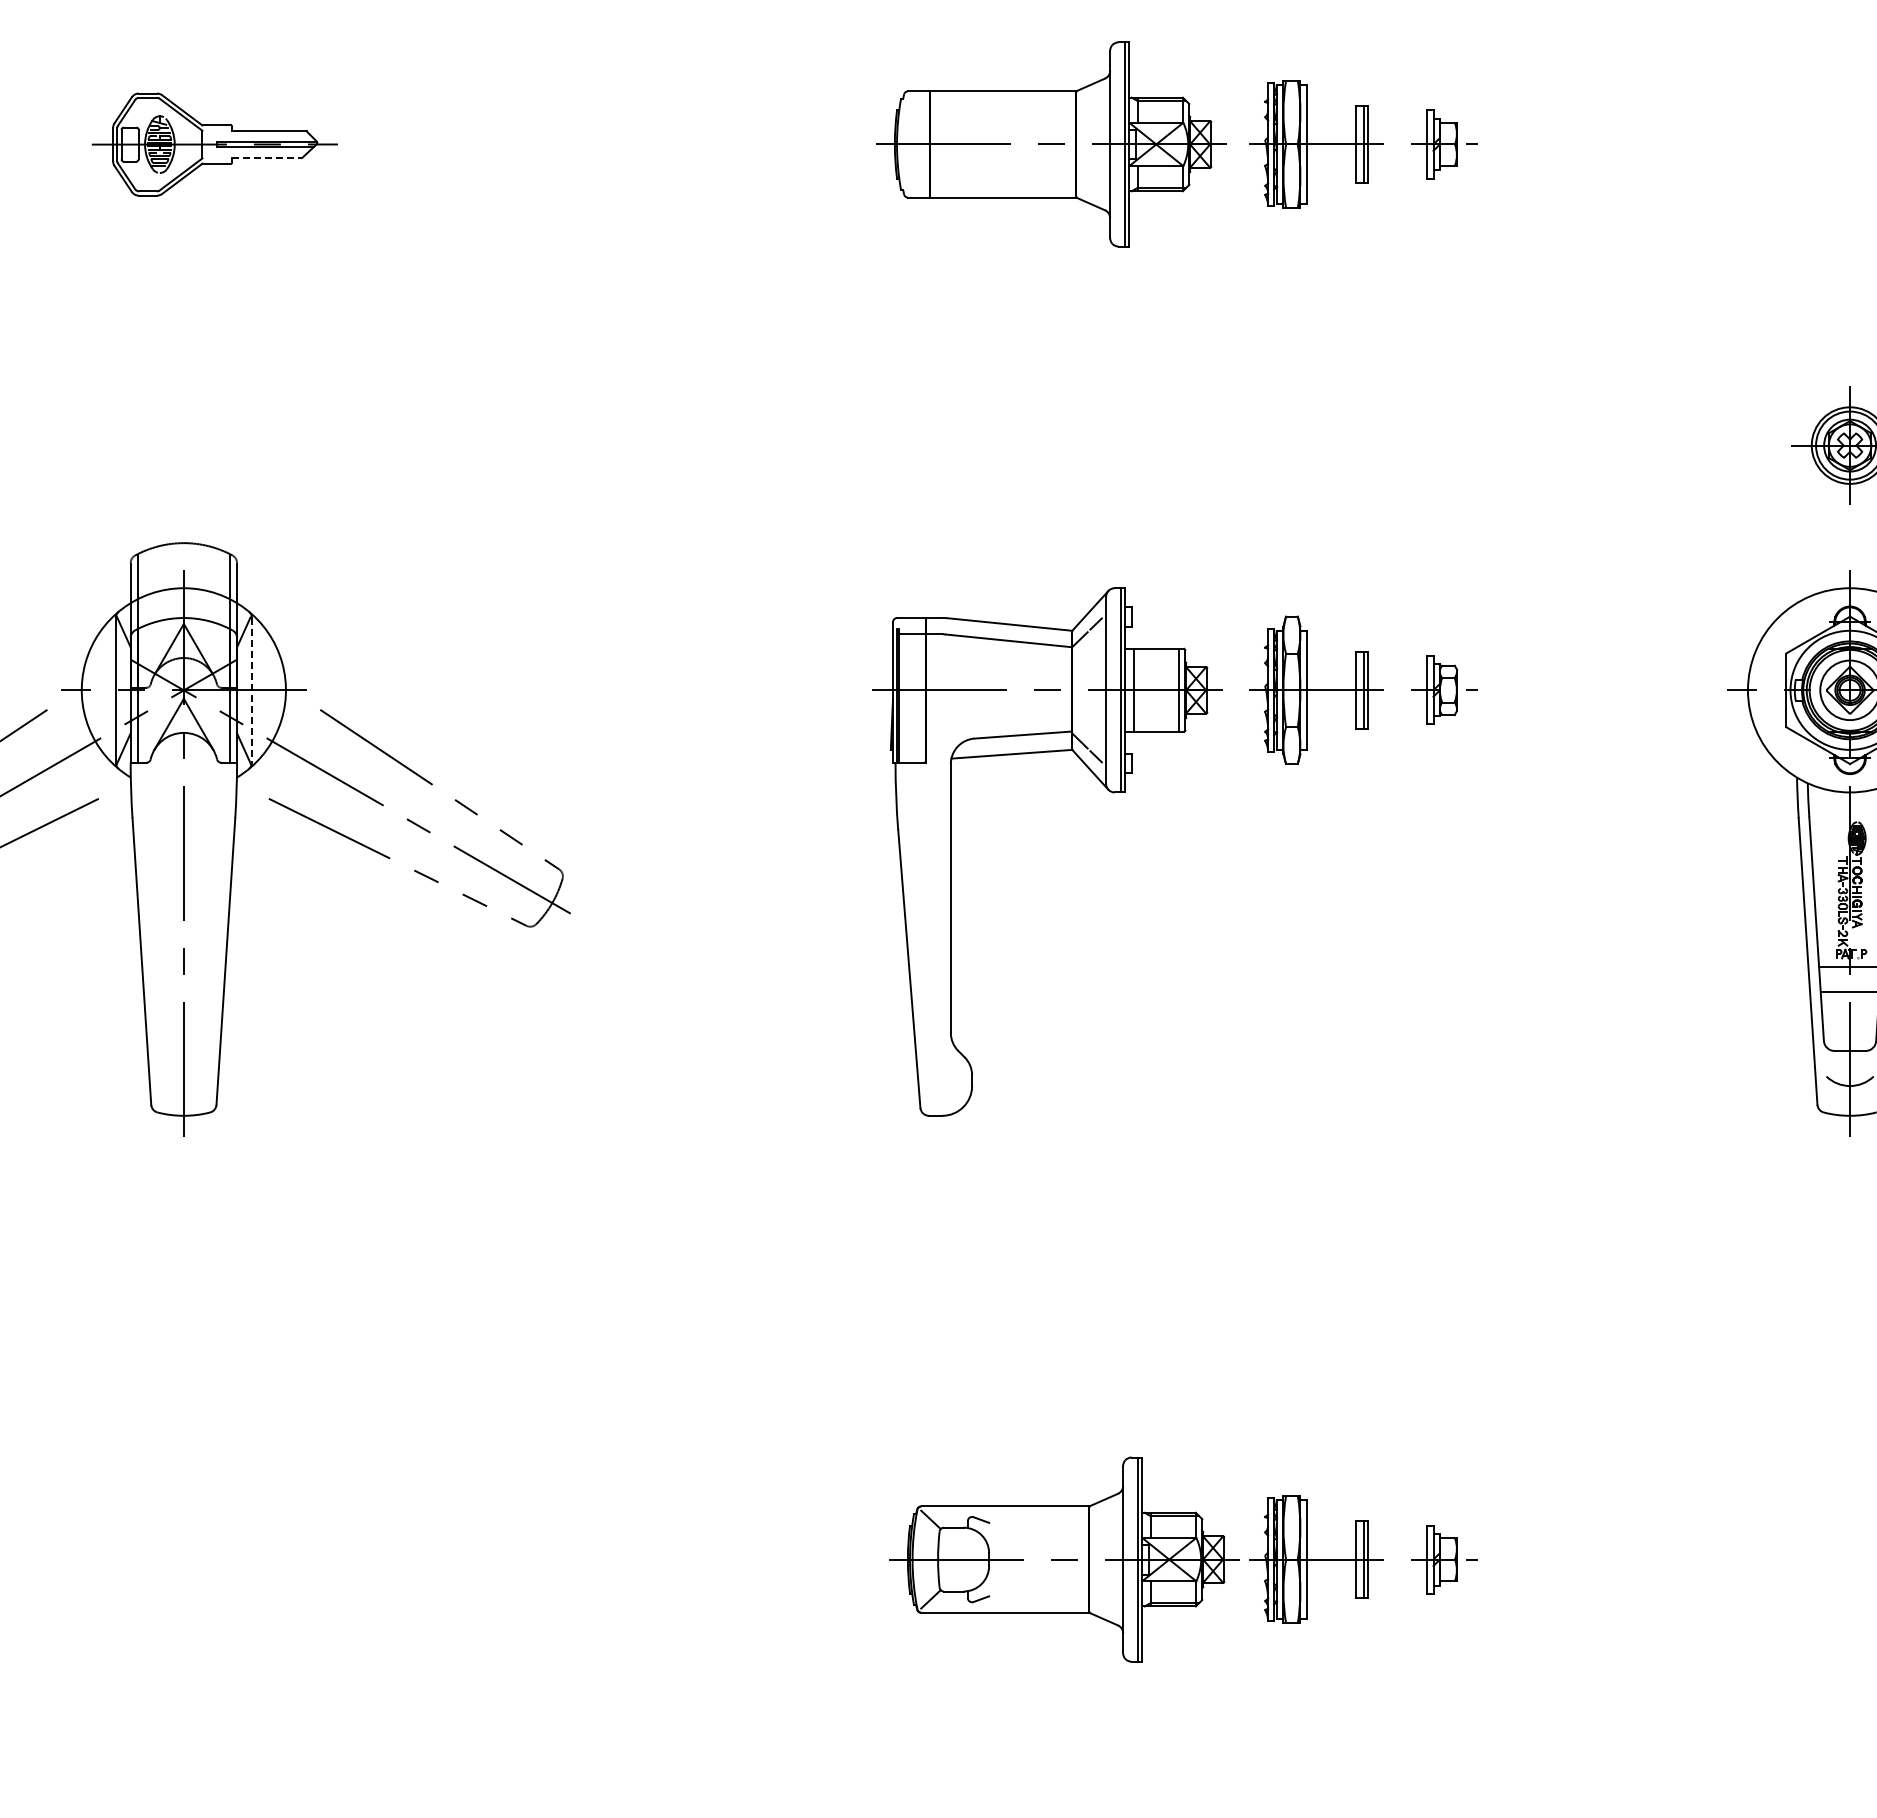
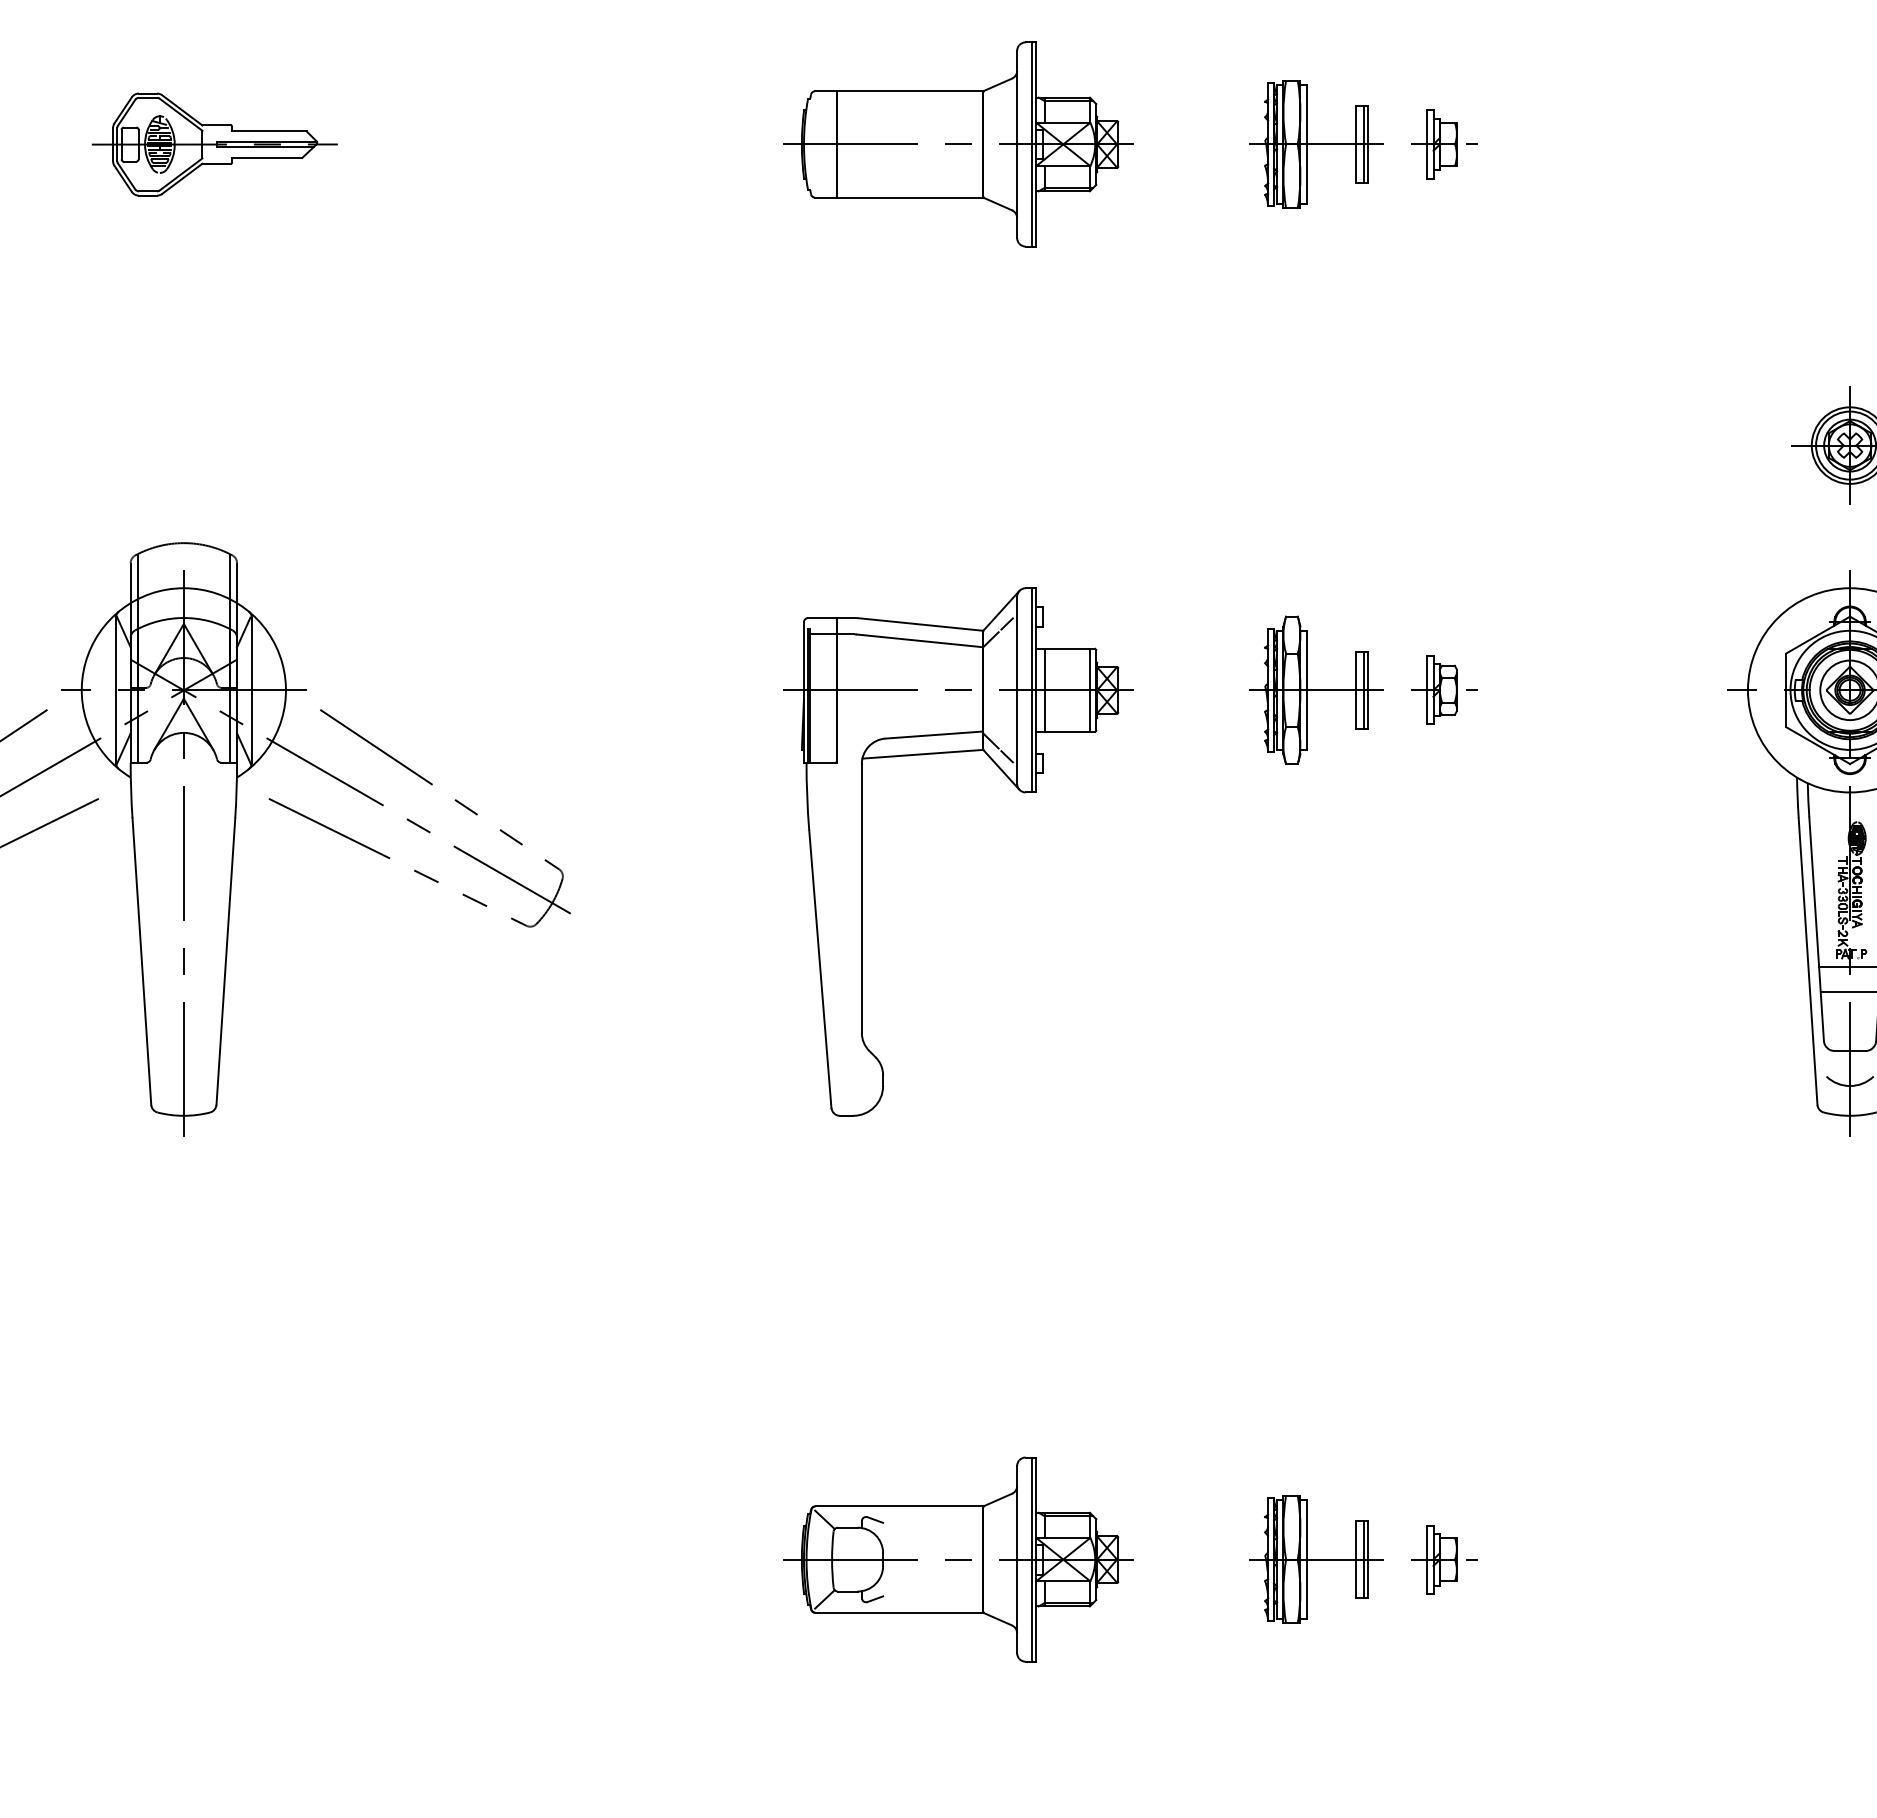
part position: (1051, 144) -> (958, 144) (958, 144)
line: dashed -> solid (267, 157)
line: dashed -> solid (251, 690)
part position: (1107, 790) -> (1018, 790) (1018, 790)
part position: (1064, 1559) -> (958, 1559) (958, 1559)
